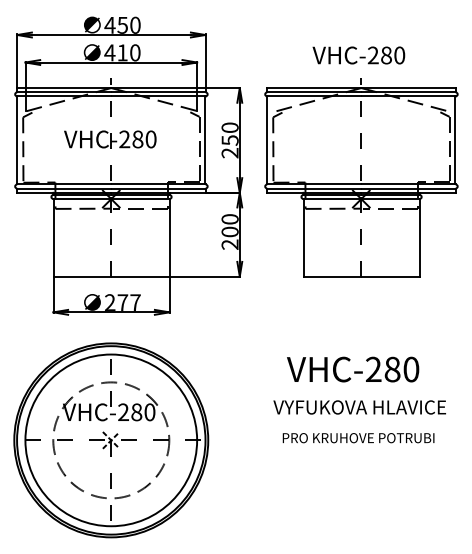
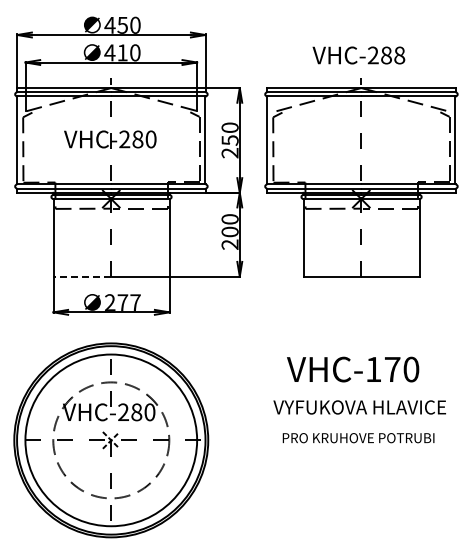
text: VHC-280 -> VHC-288 (399, 55)
line: solid -> dashed (82, 276)
text: VHC-280 -> VHC-170 (383, 369)
